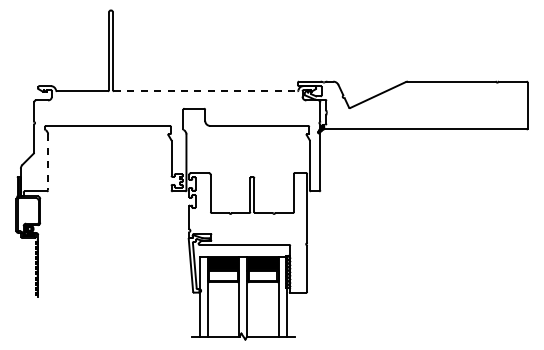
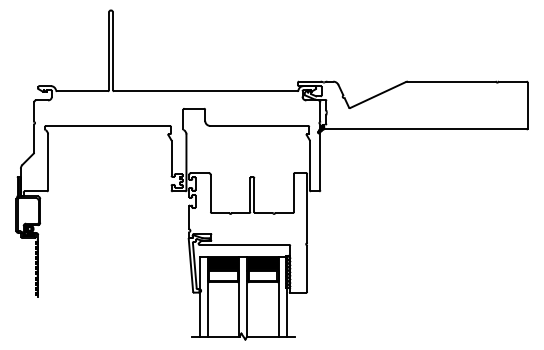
line: dashed -> solid (205, 91)
line: dashed -> solid (48, 162)
